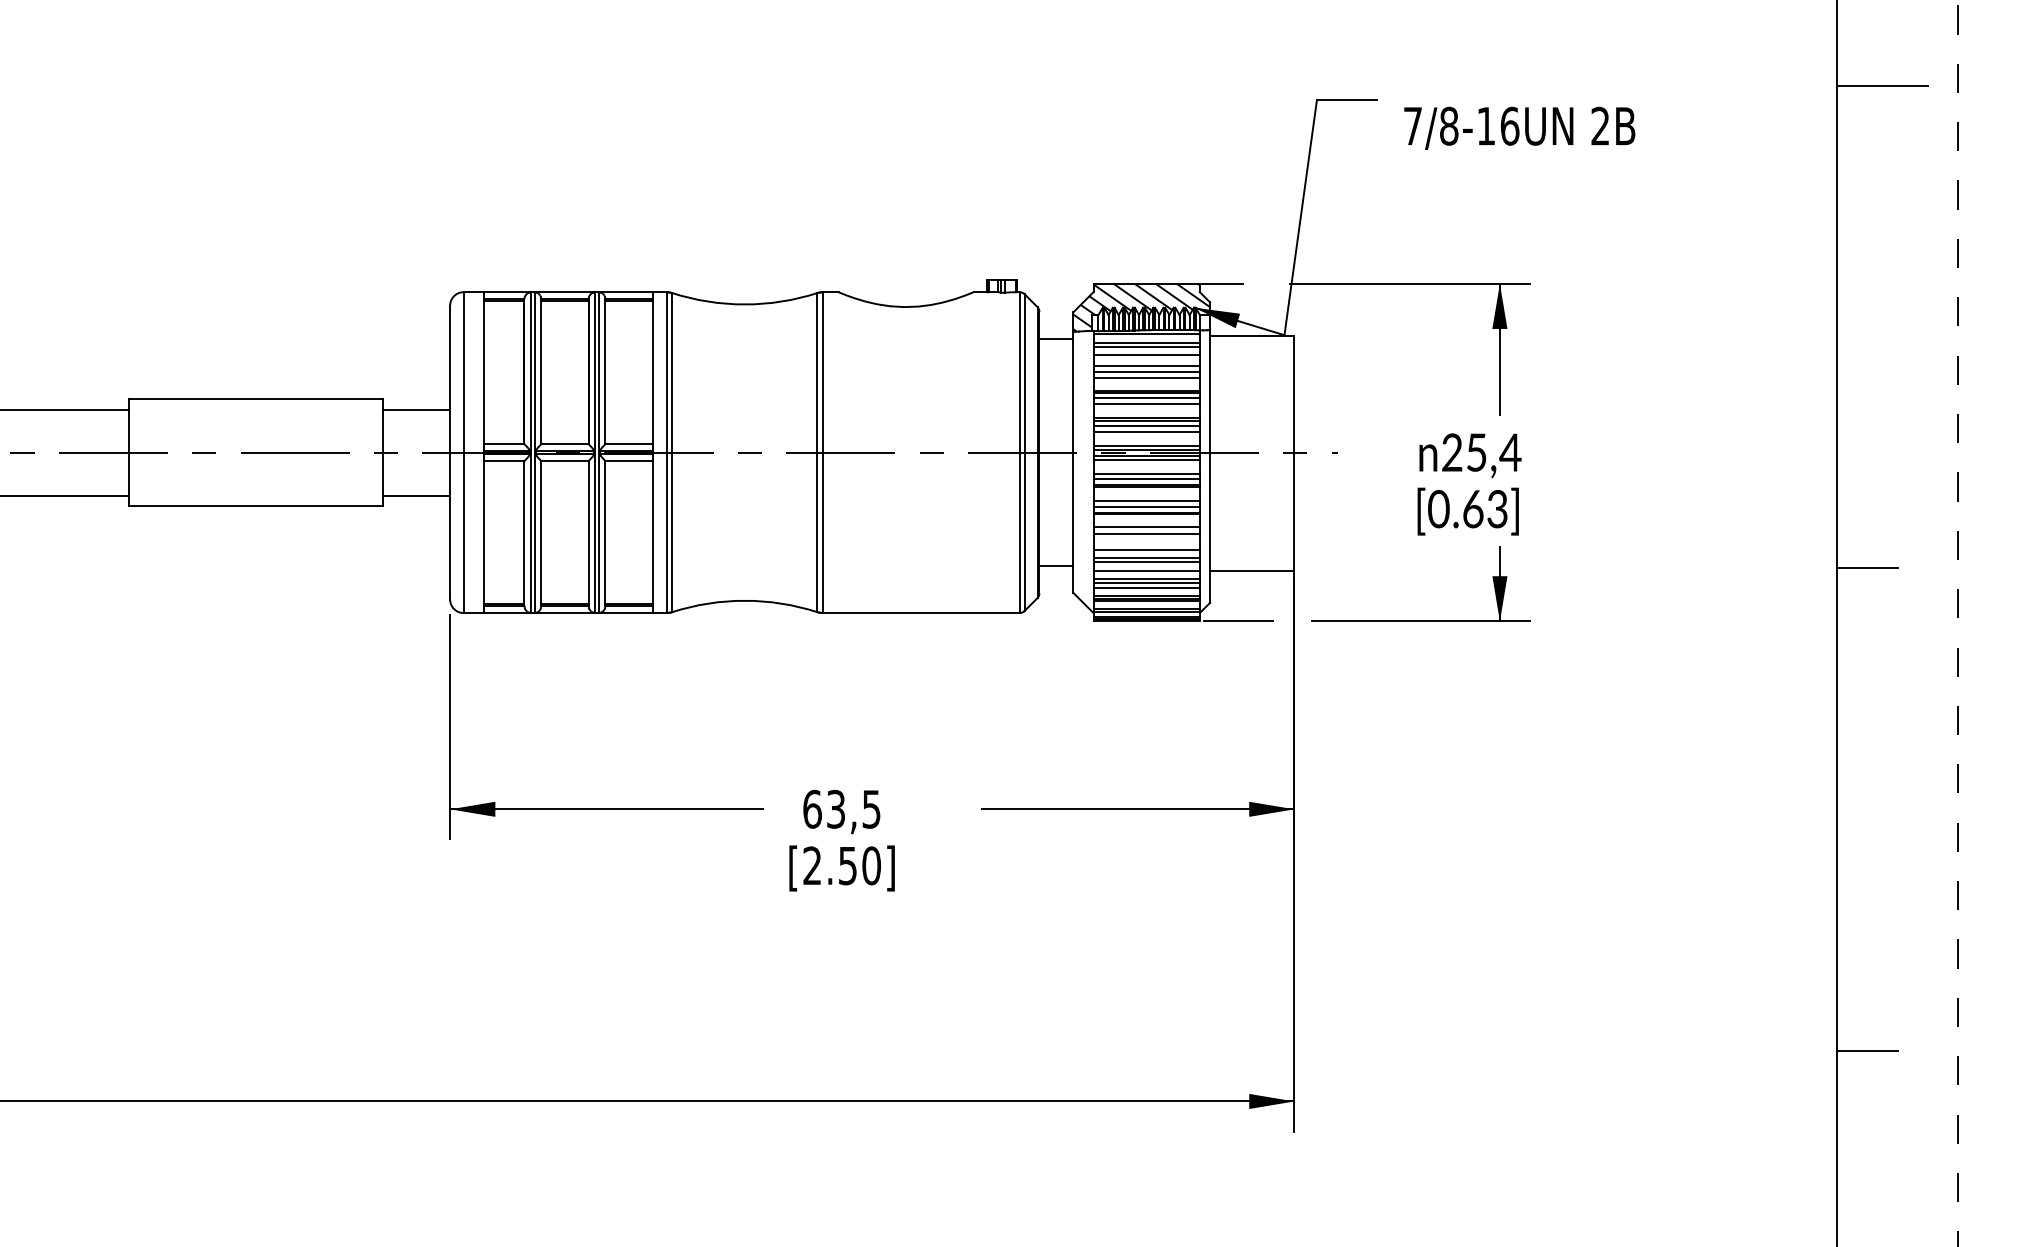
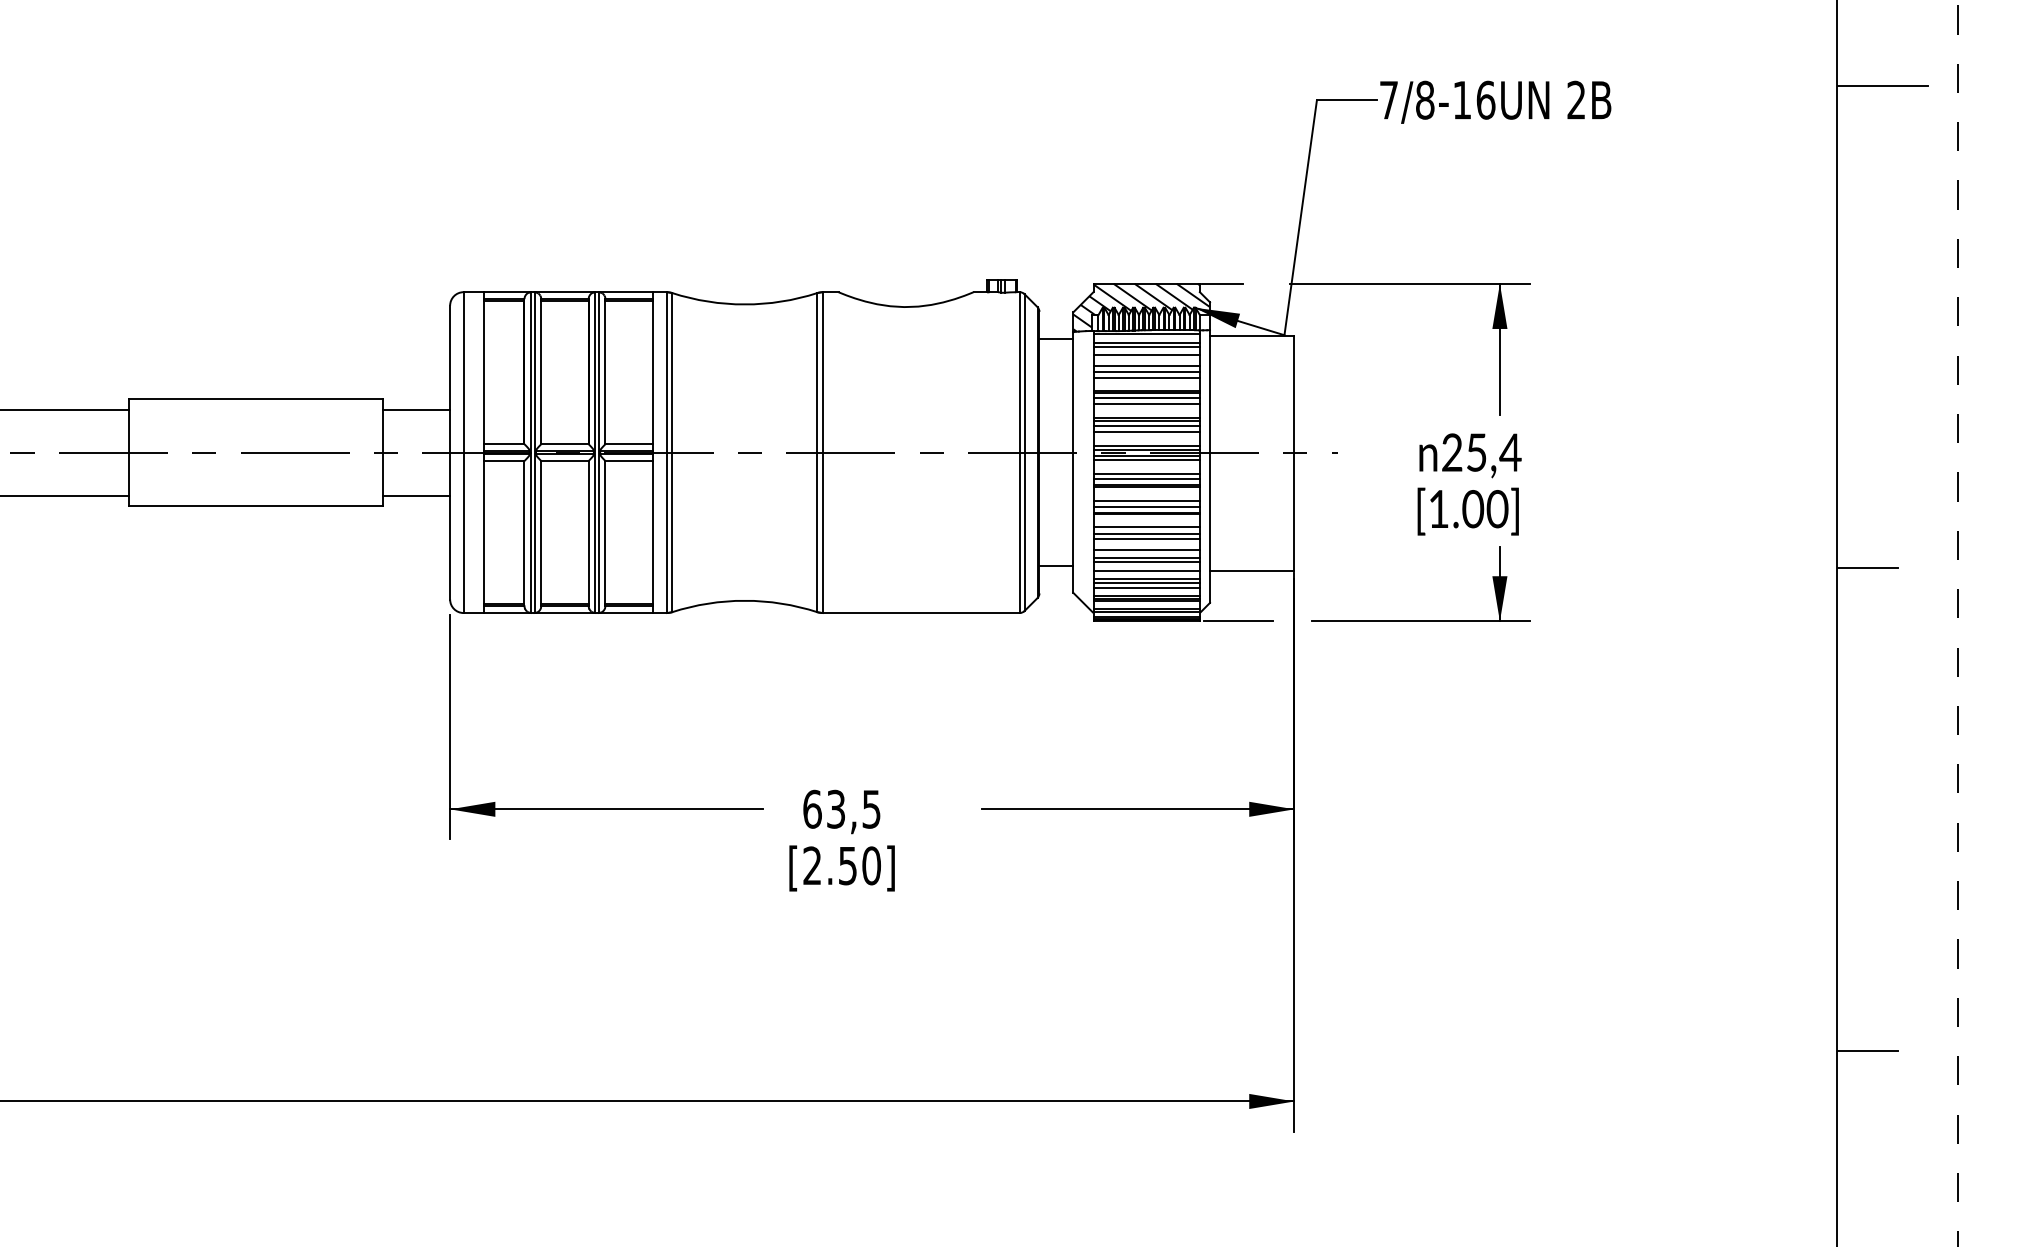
text position: (1519, 127) -> (1495, 101) (1495, 101)
text: [0.63] -> [1.00] (1468, 509)
line: none -> present (1146, 538)
